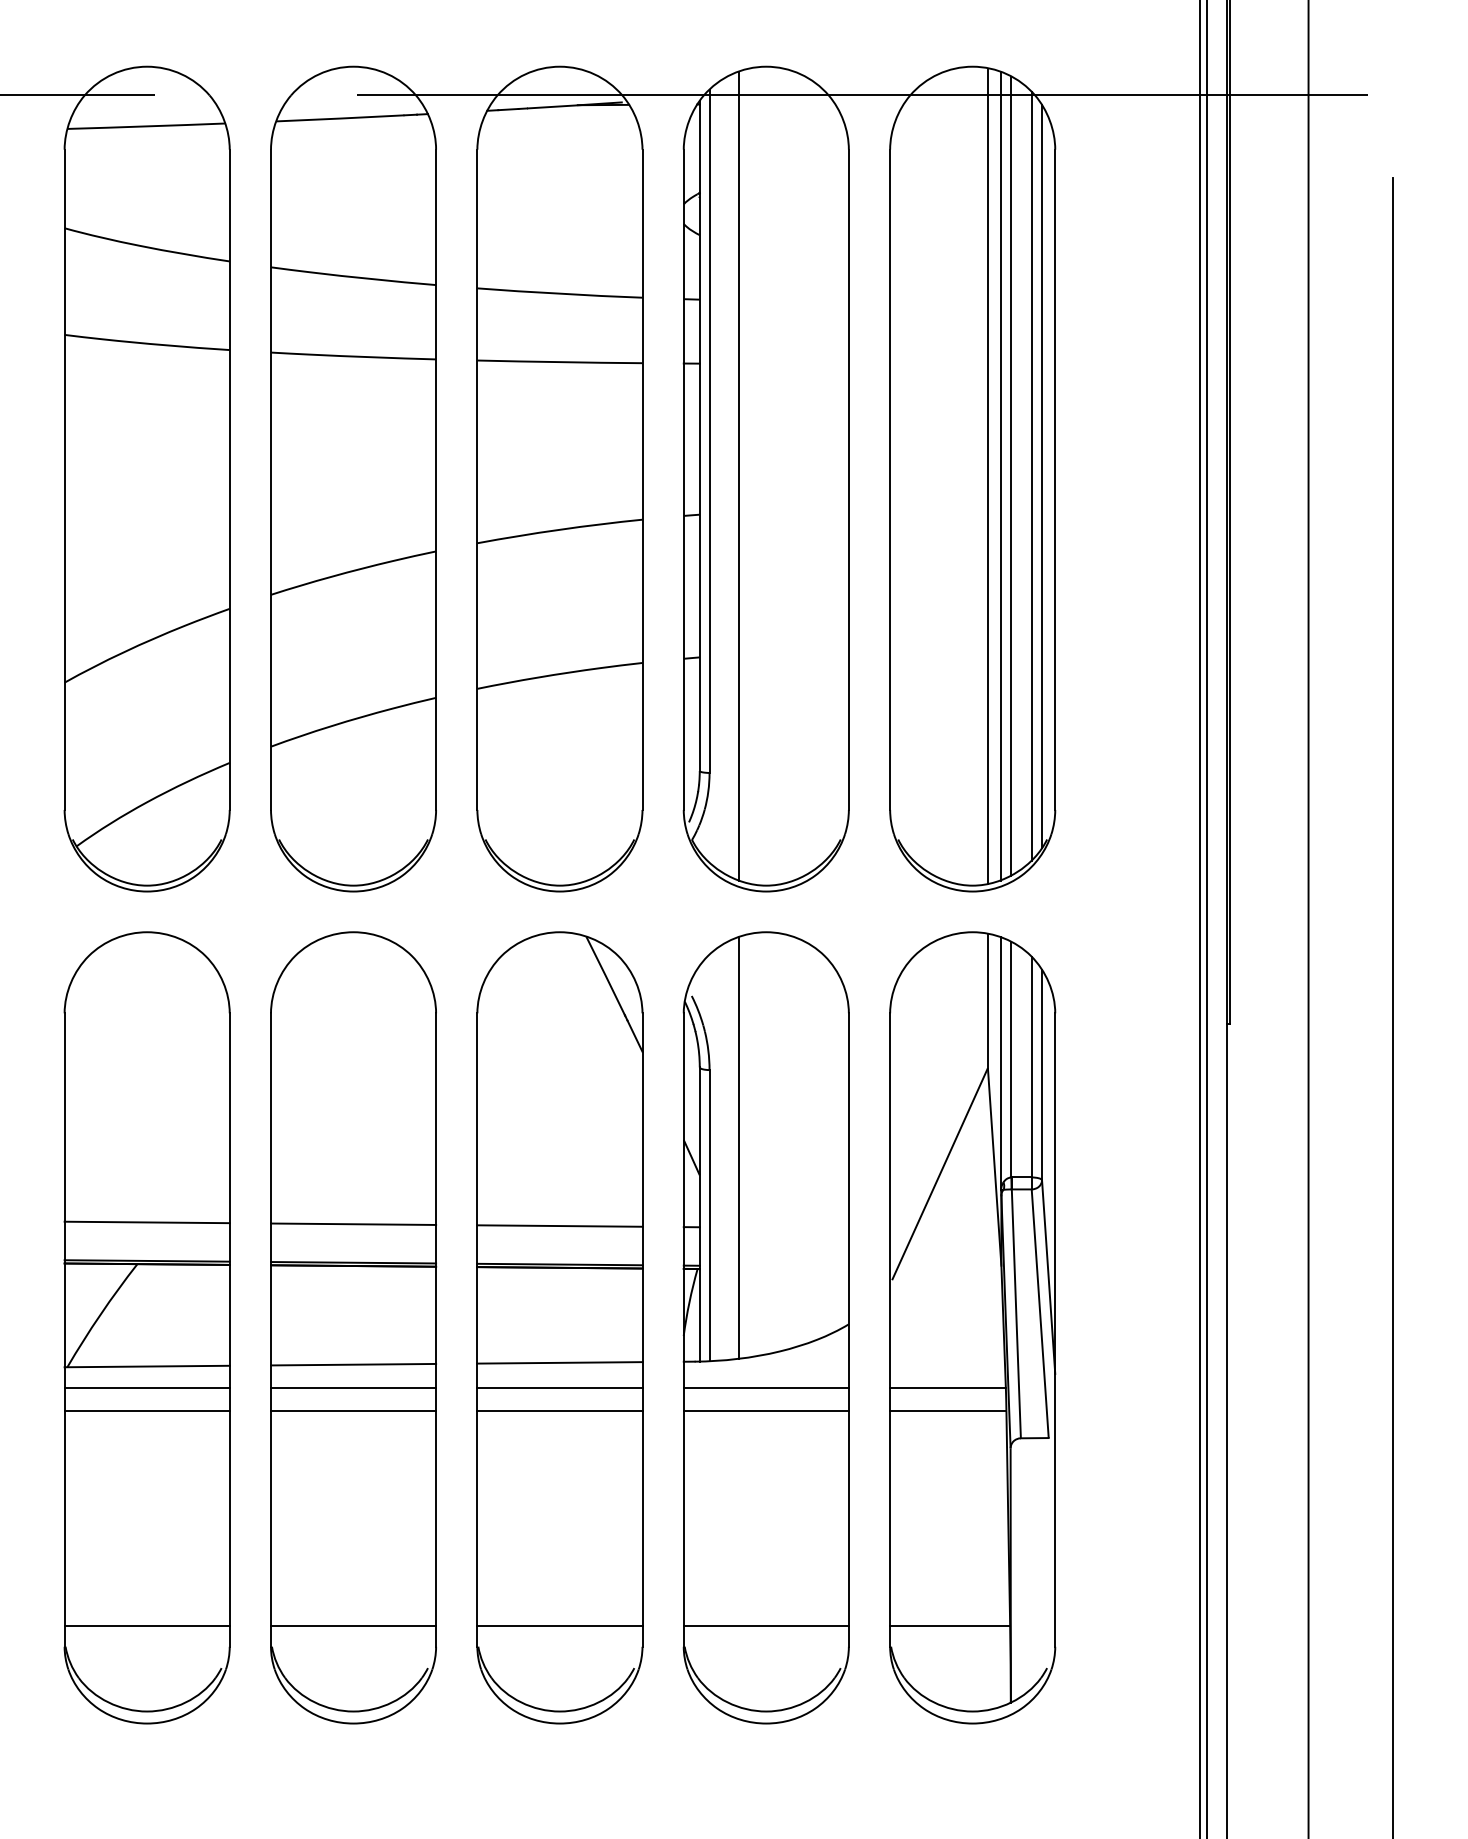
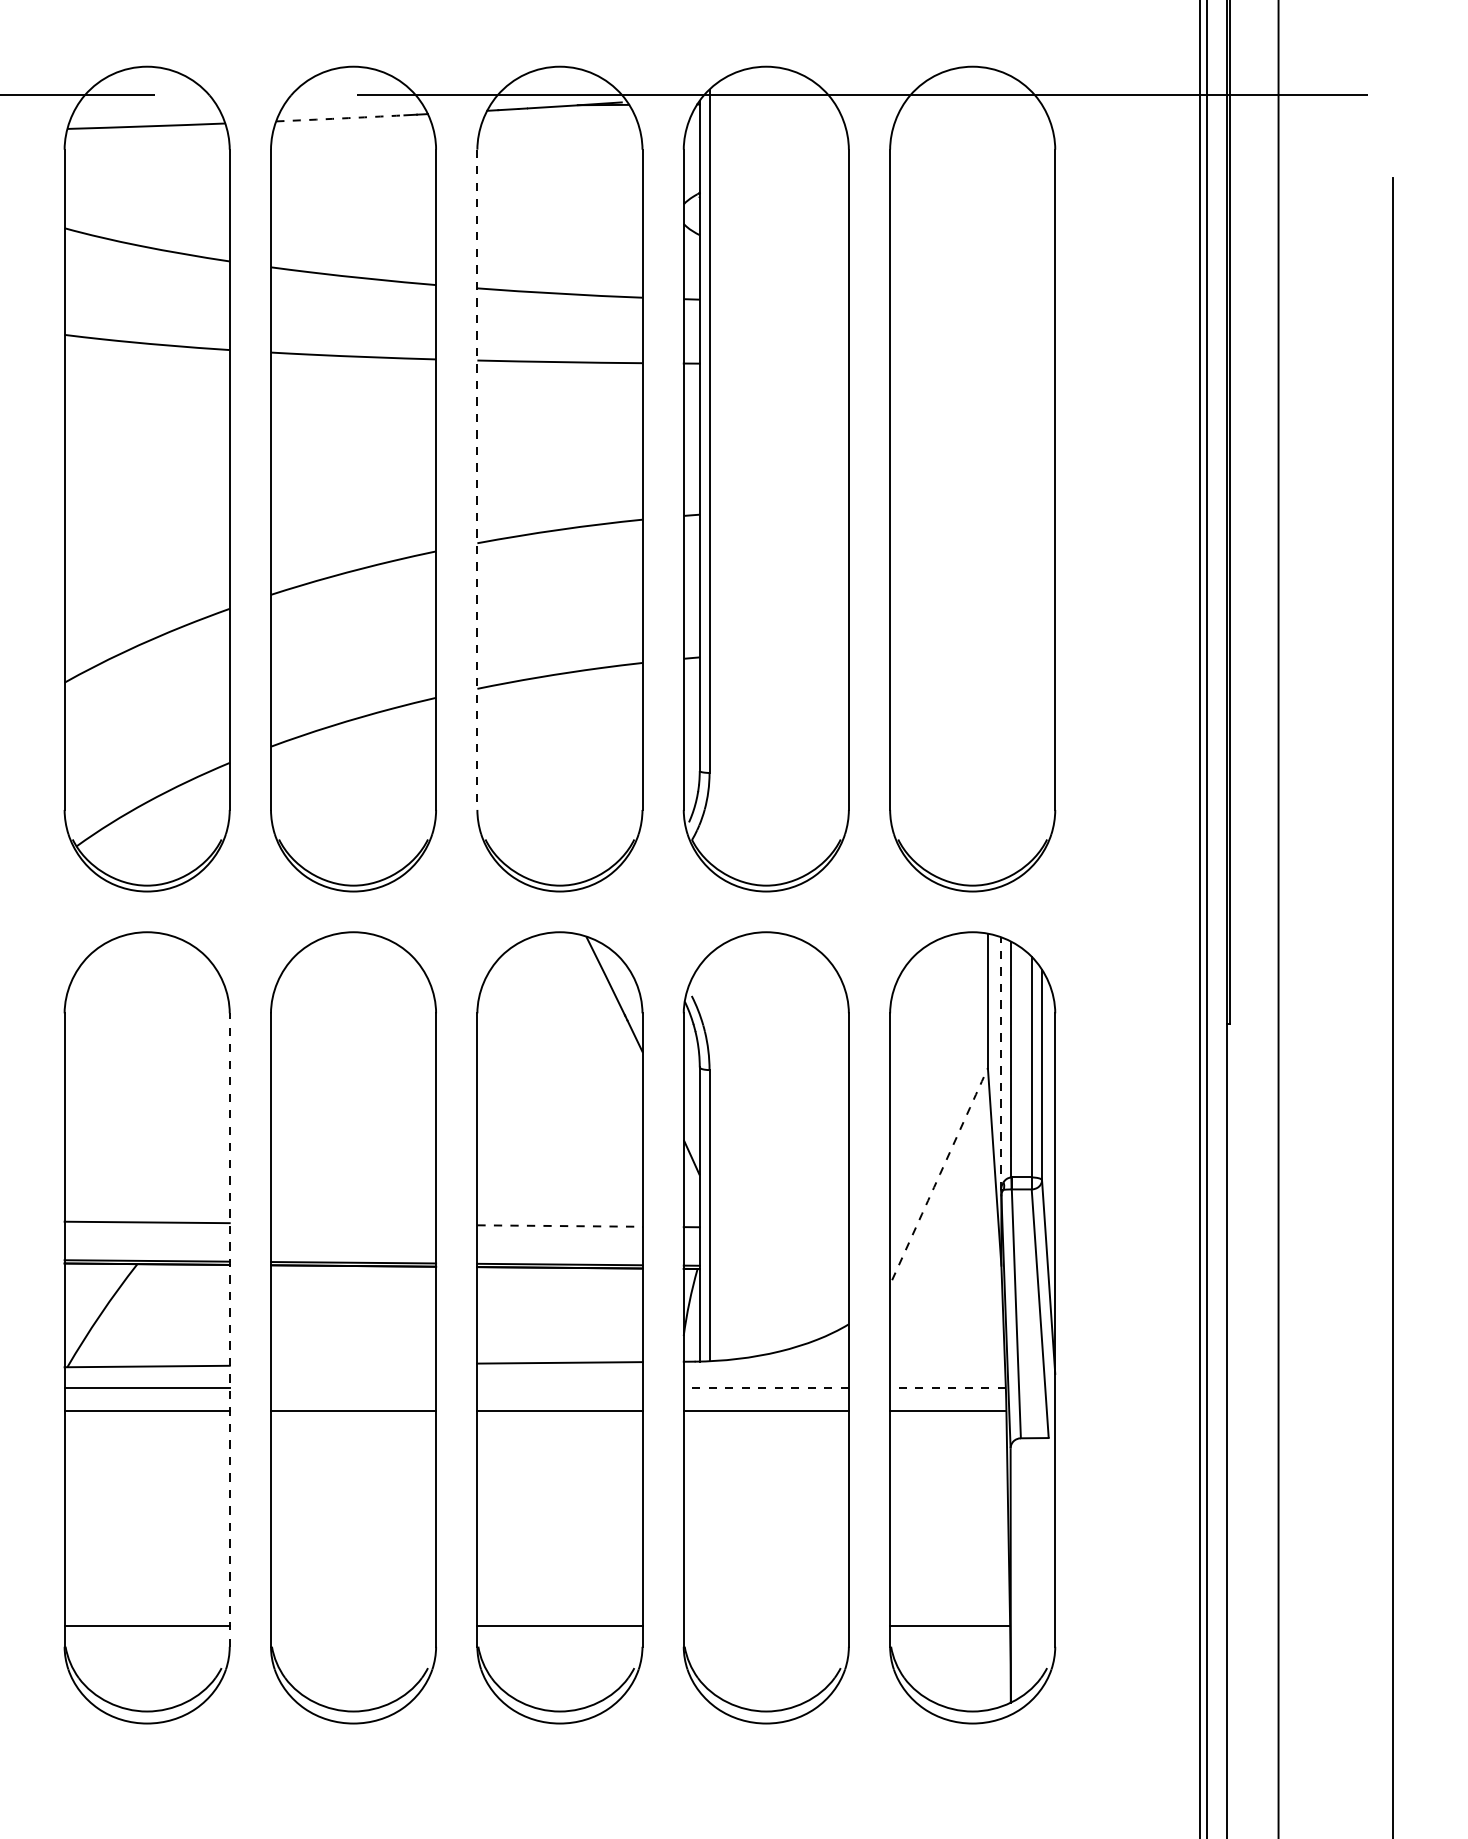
arc: solid -> dashed (340, 118)
line: present -> none (739, 475)
line: present -> none (1011, 475)
line: present -> none (987, 476)
line: present -> none (1001, 476)
line: present -> none (1031, 476)
line: present -> none (1042, 476)
line: solid -> dashed (477, 480)
line position: (1308, 918) -> (1278, 918) (1278, 918)
line: solid -> dashed (1001, 1063)
line: present -> none (739, 1147)
arc: solid -> dashed (940, 1174)
line: present -> none (353, 1223)
line: solid -> dashed (559, 1226)
line: solid -> dashed (229, 1330)
line: present -> none (353, 1364)
line: present -> none (353, 1388)
line: present -> none (559, 1388)
line: solid -> dashed (766, 1388)
line: solid -> dashed (948, 1388)
line: present -> none (353, 1626)
line: present -> none (765, 1626)
